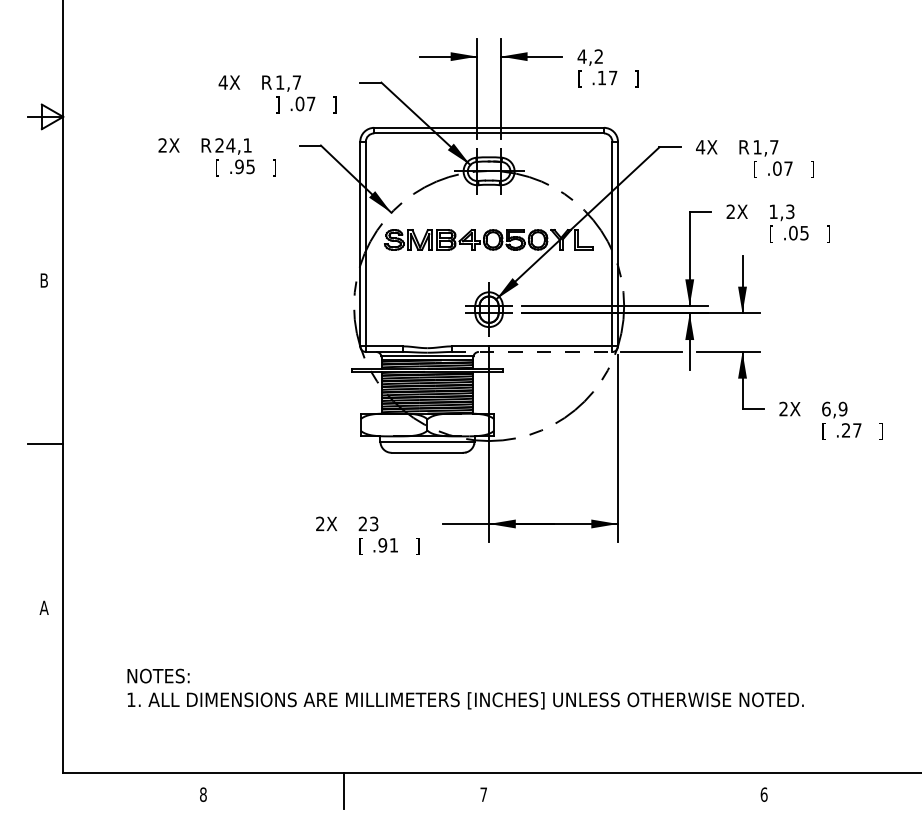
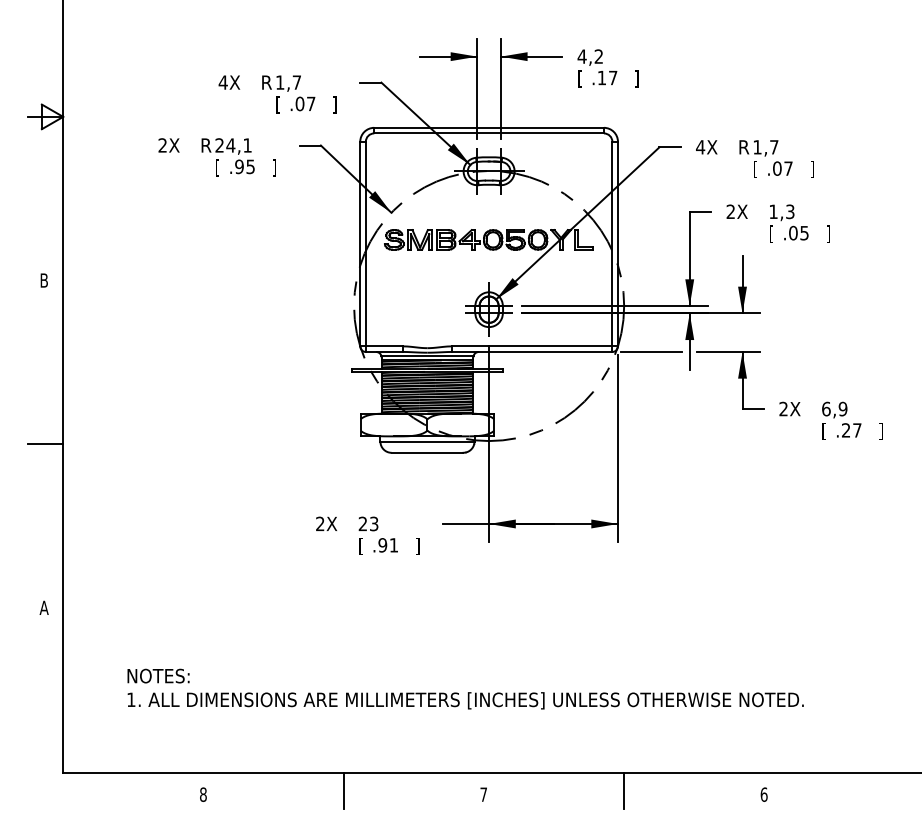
text: ] -> [ (277, 104)
line: dashed -> solid (532, 351)
line: none -> present (623, 790)
